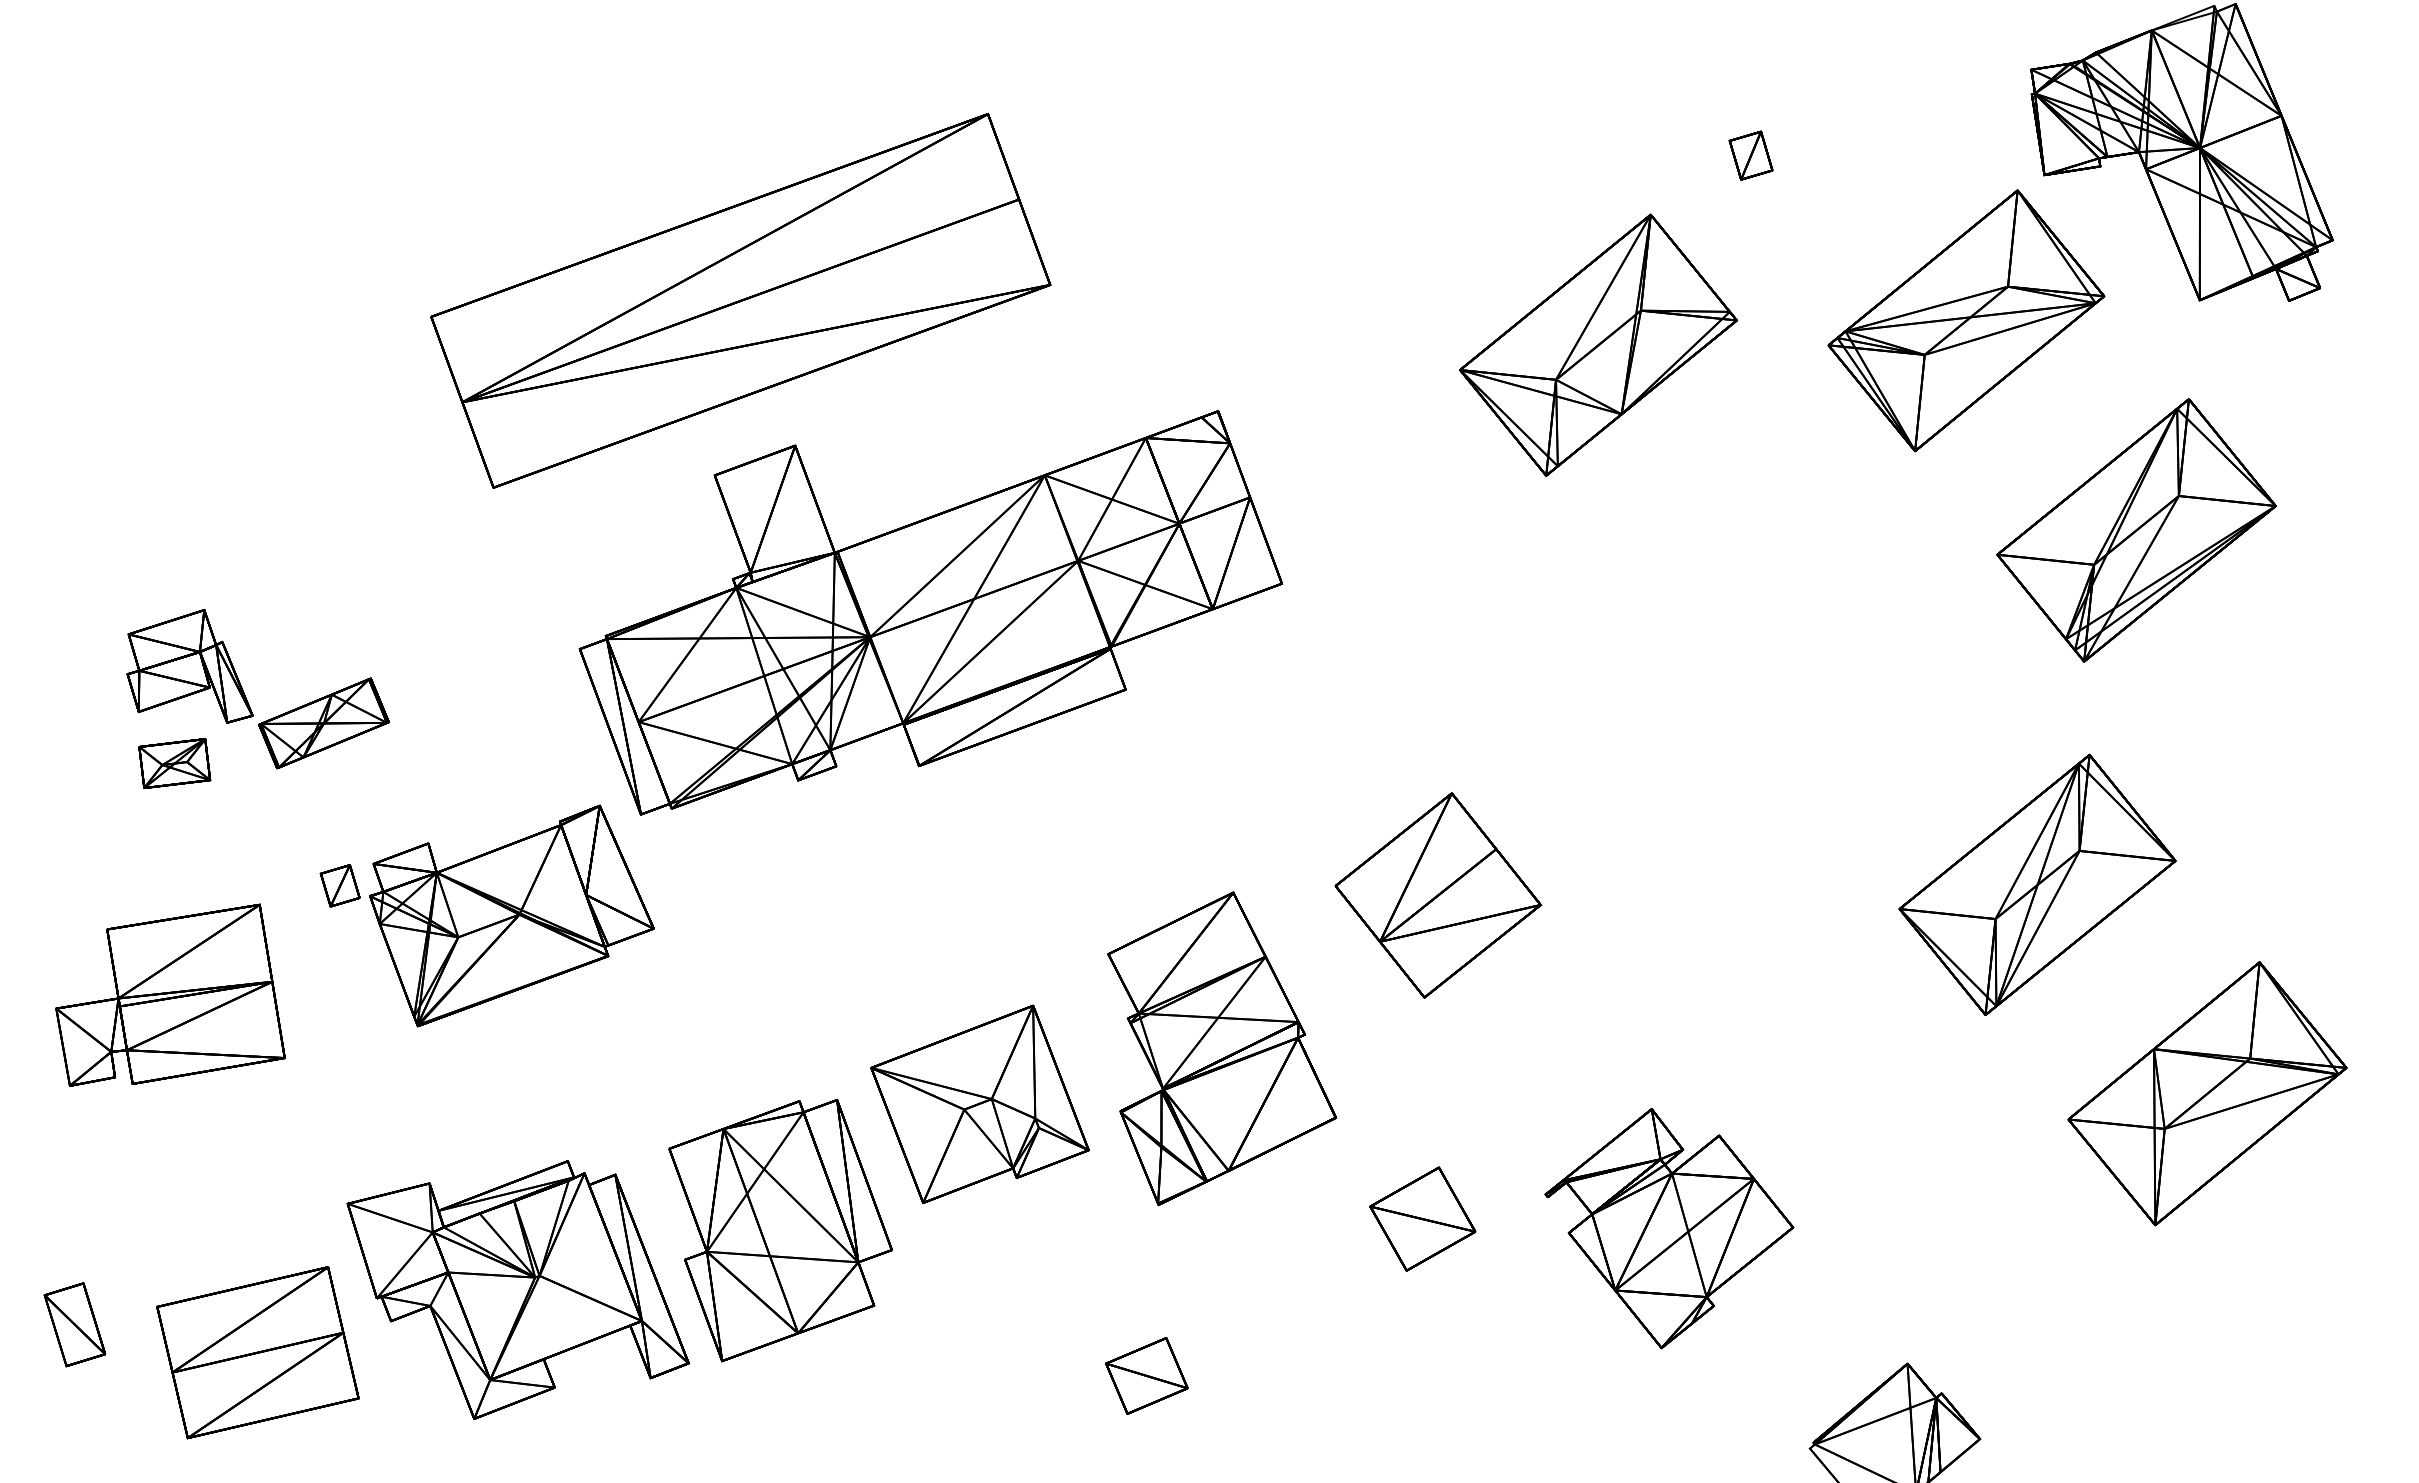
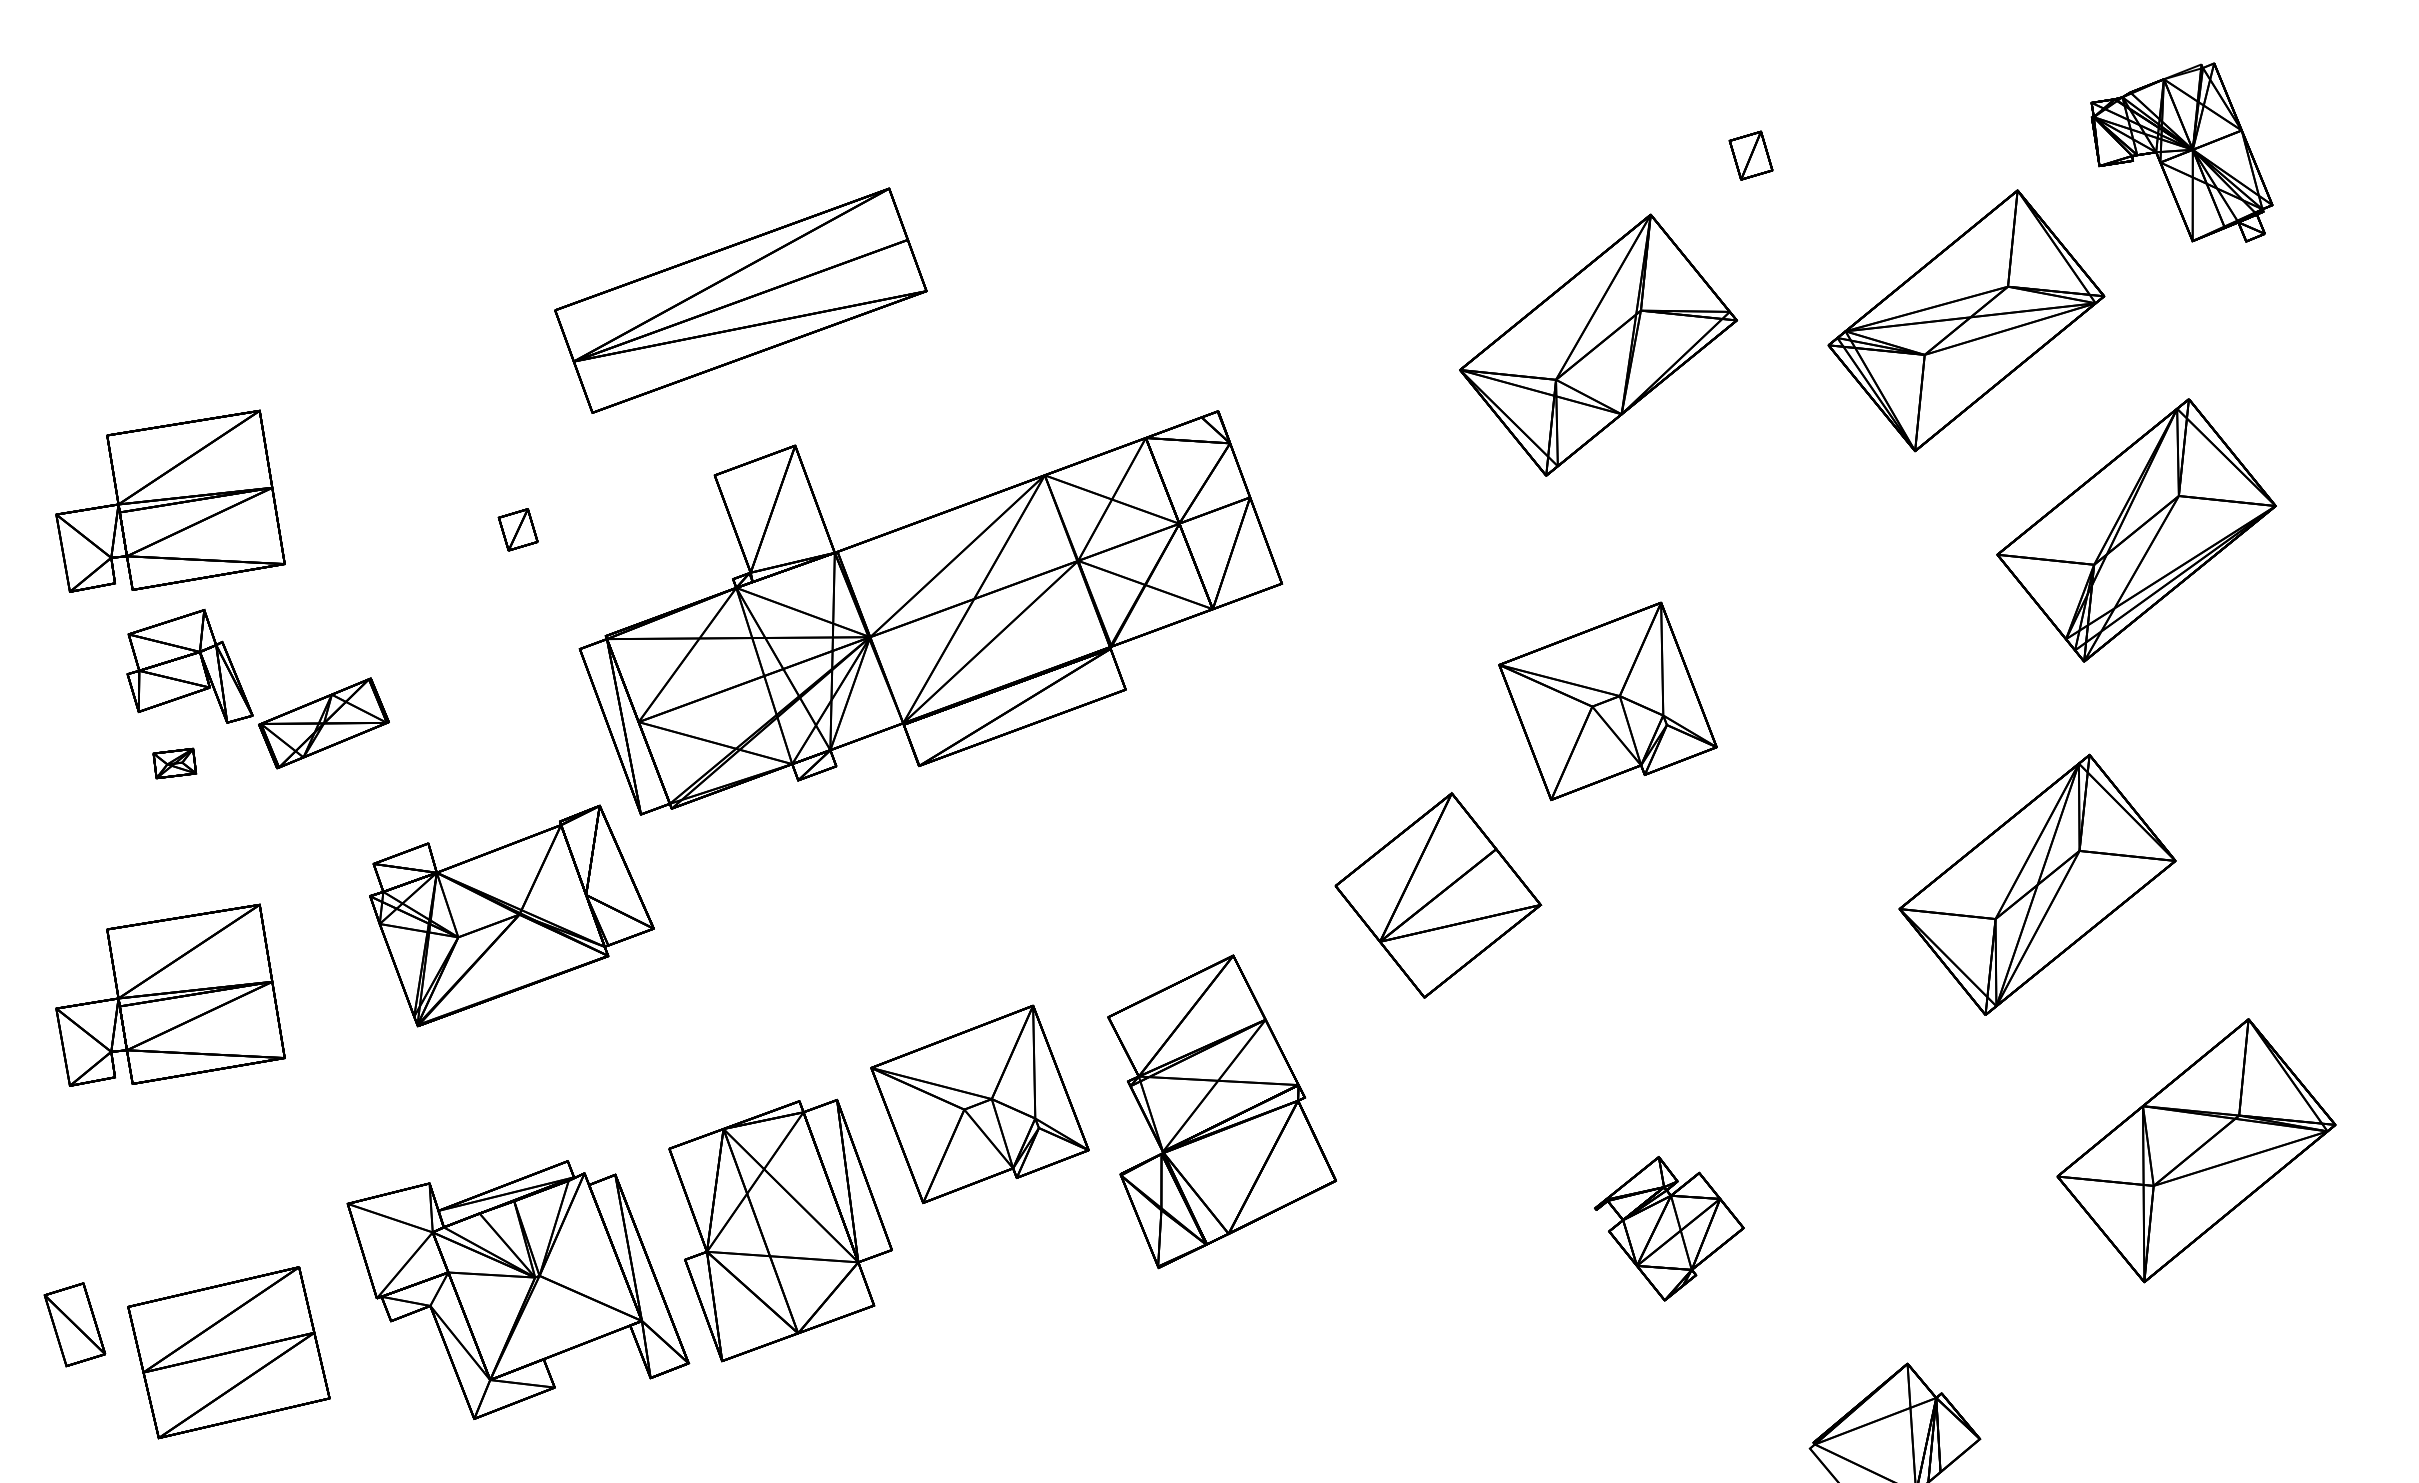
part size: 304x299 px -> 184x181 px (2181, 152)
part size: 622x377 px -> 374x227 px (740, 300)
part: none -> present (170, 500)
part: none -> present (1607, 701)
part size: 74x51 px -> 46x33 px (174, 763)
part position: (339, 885) -> (517, 529) (517, 529)
part position: (1221, 1048) -> (1221, 1111) (1221, 1111)
part position: (2207, 1093) -> (2196, 1150) (2196, 1150)
part: present -> none (1422, 1218)
part size: 251x242 px -> 151x146 px (1669, 1228)
part position: (257, 1352) -> (228, 1352) (228, 1352)
part: present -> none (1146, 1375)
